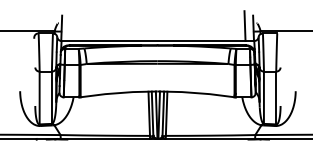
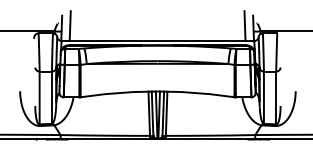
line: none -> present (69, 26)
